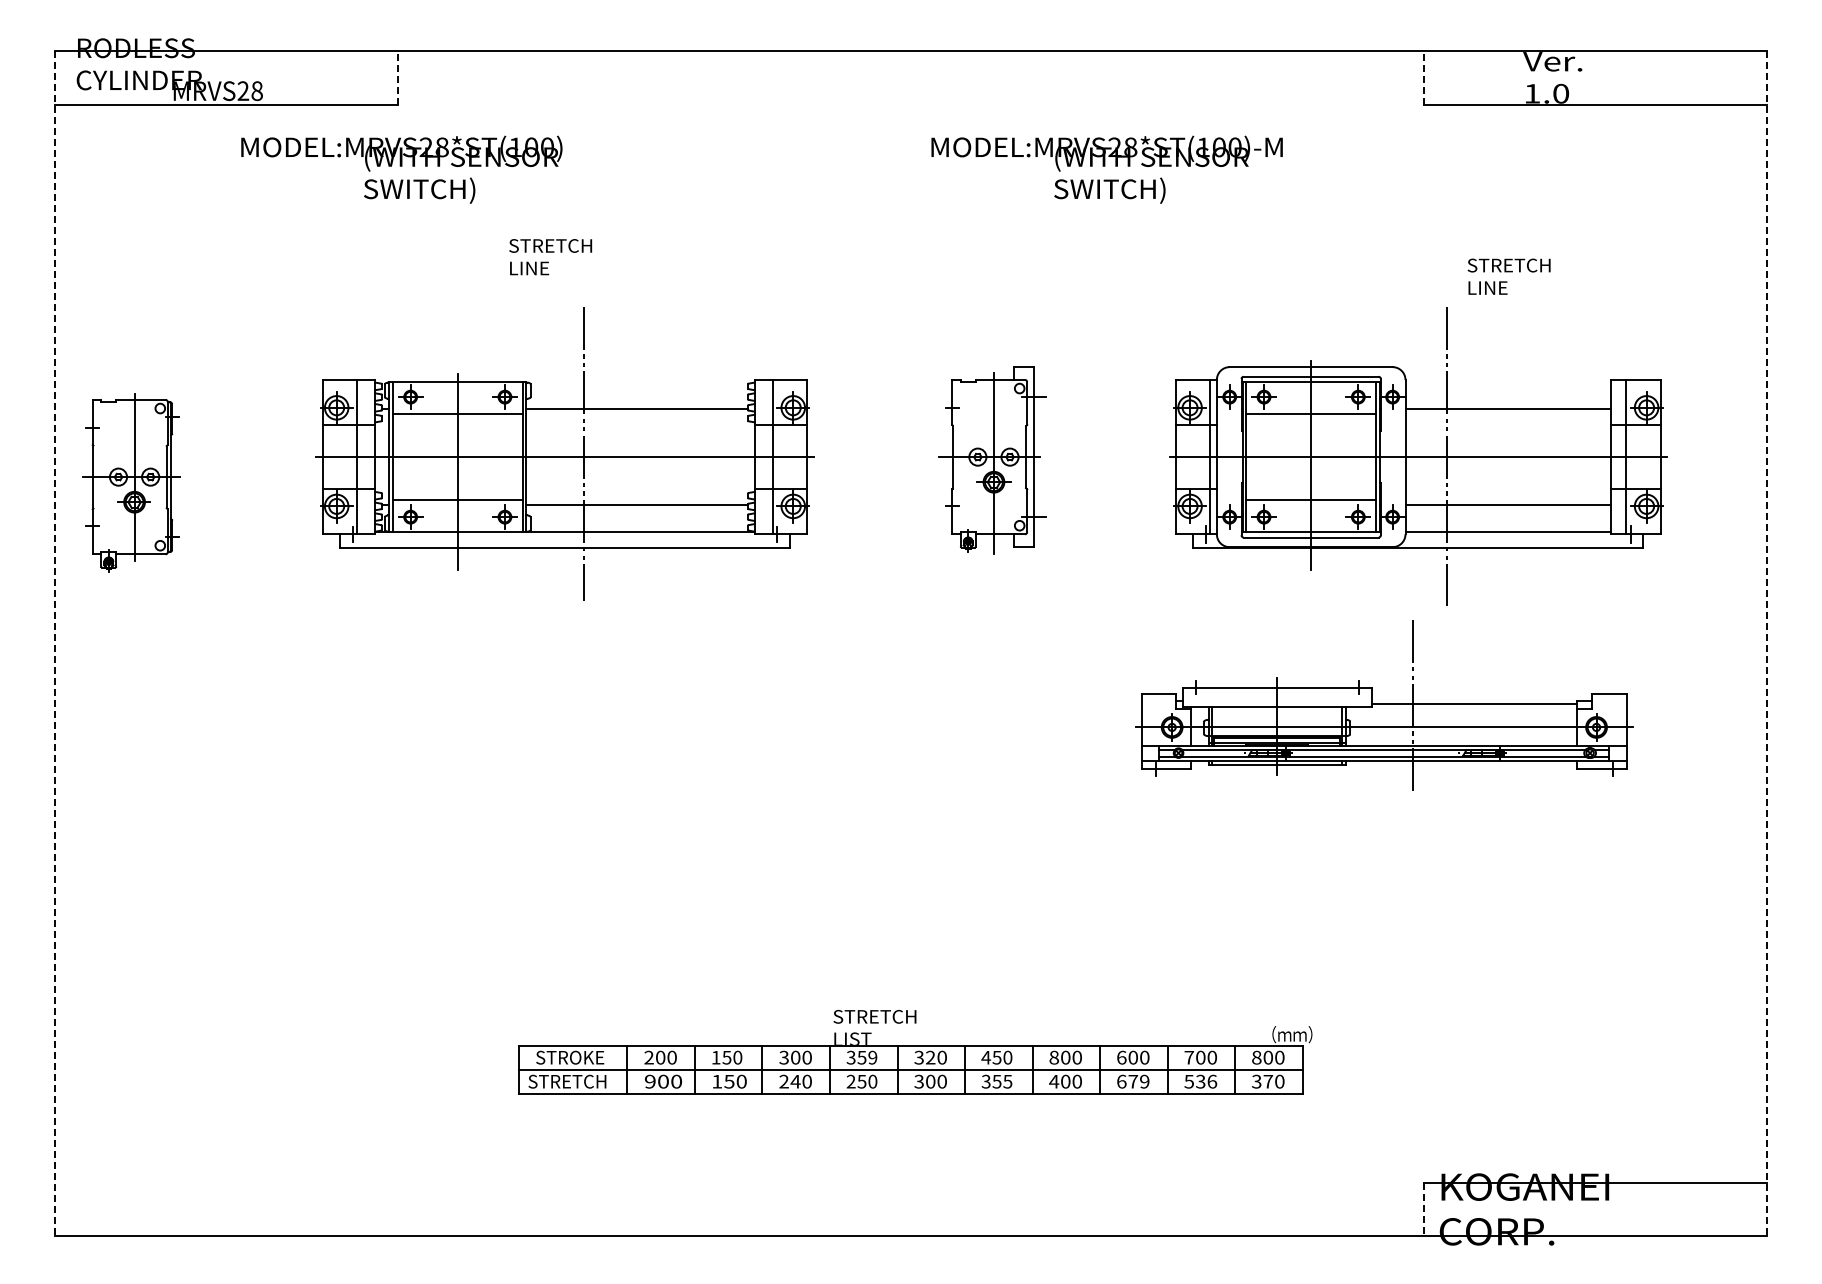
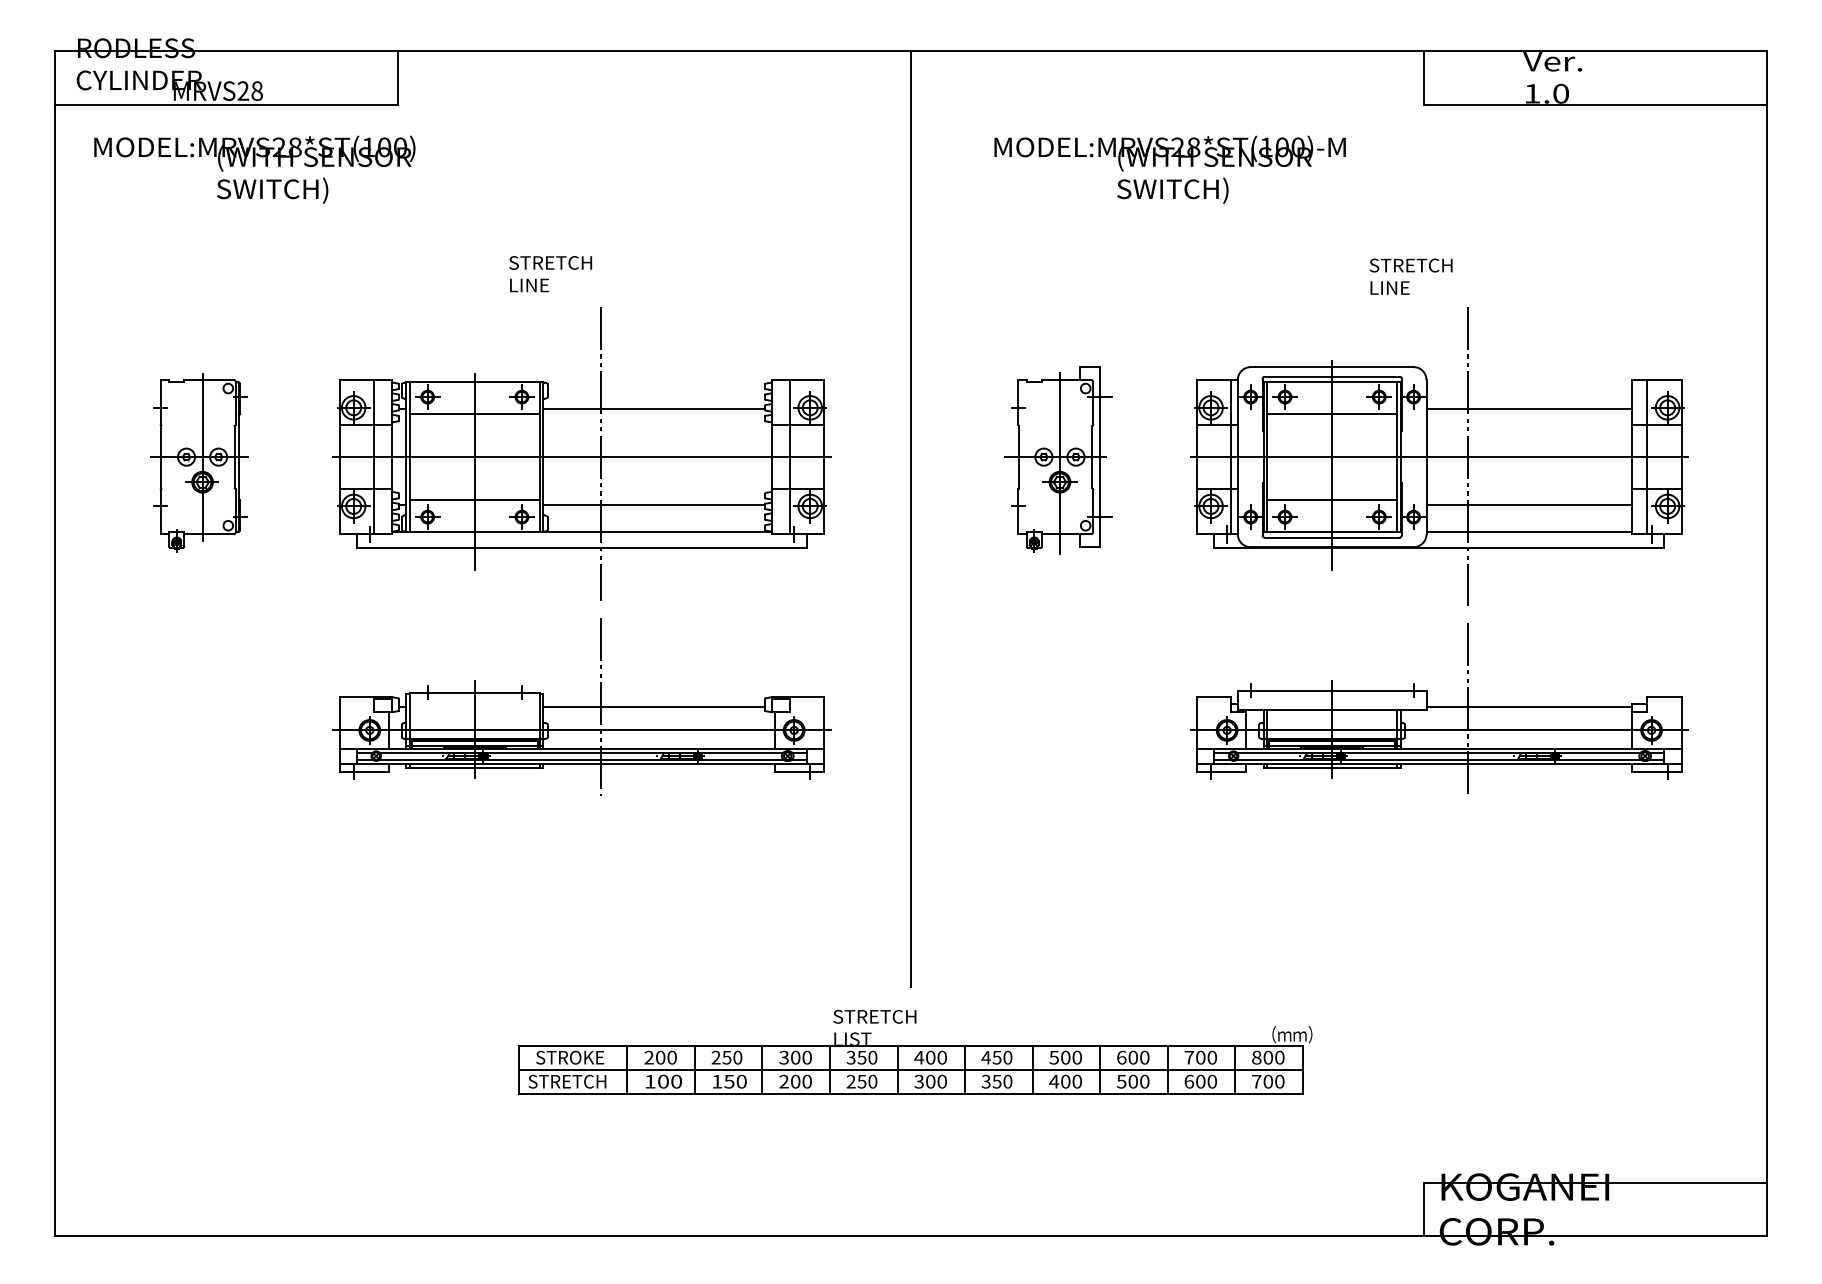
line: dashed -> solid (397, 77)
line: dashed -> solid (1424, 77)
text position: (401, 169) -> (254, 169) (254, 169)
text position: (1106, 169) -> (1169, 169) (1169, 169)
text position: (550, 257) -> (550, 274) (550, 274)
text position: (1508, 276) -> (1410, 276) (1410, 276)
part position: (564, 453) -> (581, 453) (581, 453)
part position: (1418, 456) -> (1439, 456) (1439, 456)
part position: (992, 460) -> (1058, 460) (1058, 460)
part position: (131, 482) -> (199, 462) (199, 462)
line: none -> present (911, 518)
line: dashed -> solid (54, 643)
line: dashed -> solid (1767, 643)
part position: (1384, 705) -> (1439, 708) (1439, 708)
part: none -> present (581, 706)
text: 150 -> 250 (715, 1057)
text: 359 -> 350 (872, 1057)
text: 320 -> 400 (924, 1057)
text: 800 -> 500 (1053, 1057)
text: 900 -> 100 (649, 1081)
text: 240 -> 200 (795, 1081)
text: 355 -> 350 (1007, 1081)
text: 679 -> 500 (1133, 1081)
text: 536 -> 600 (1200, 1081)
text: 370 -> 700 (1262, 1081)
line: dashed -> solid (1424, 1209)
